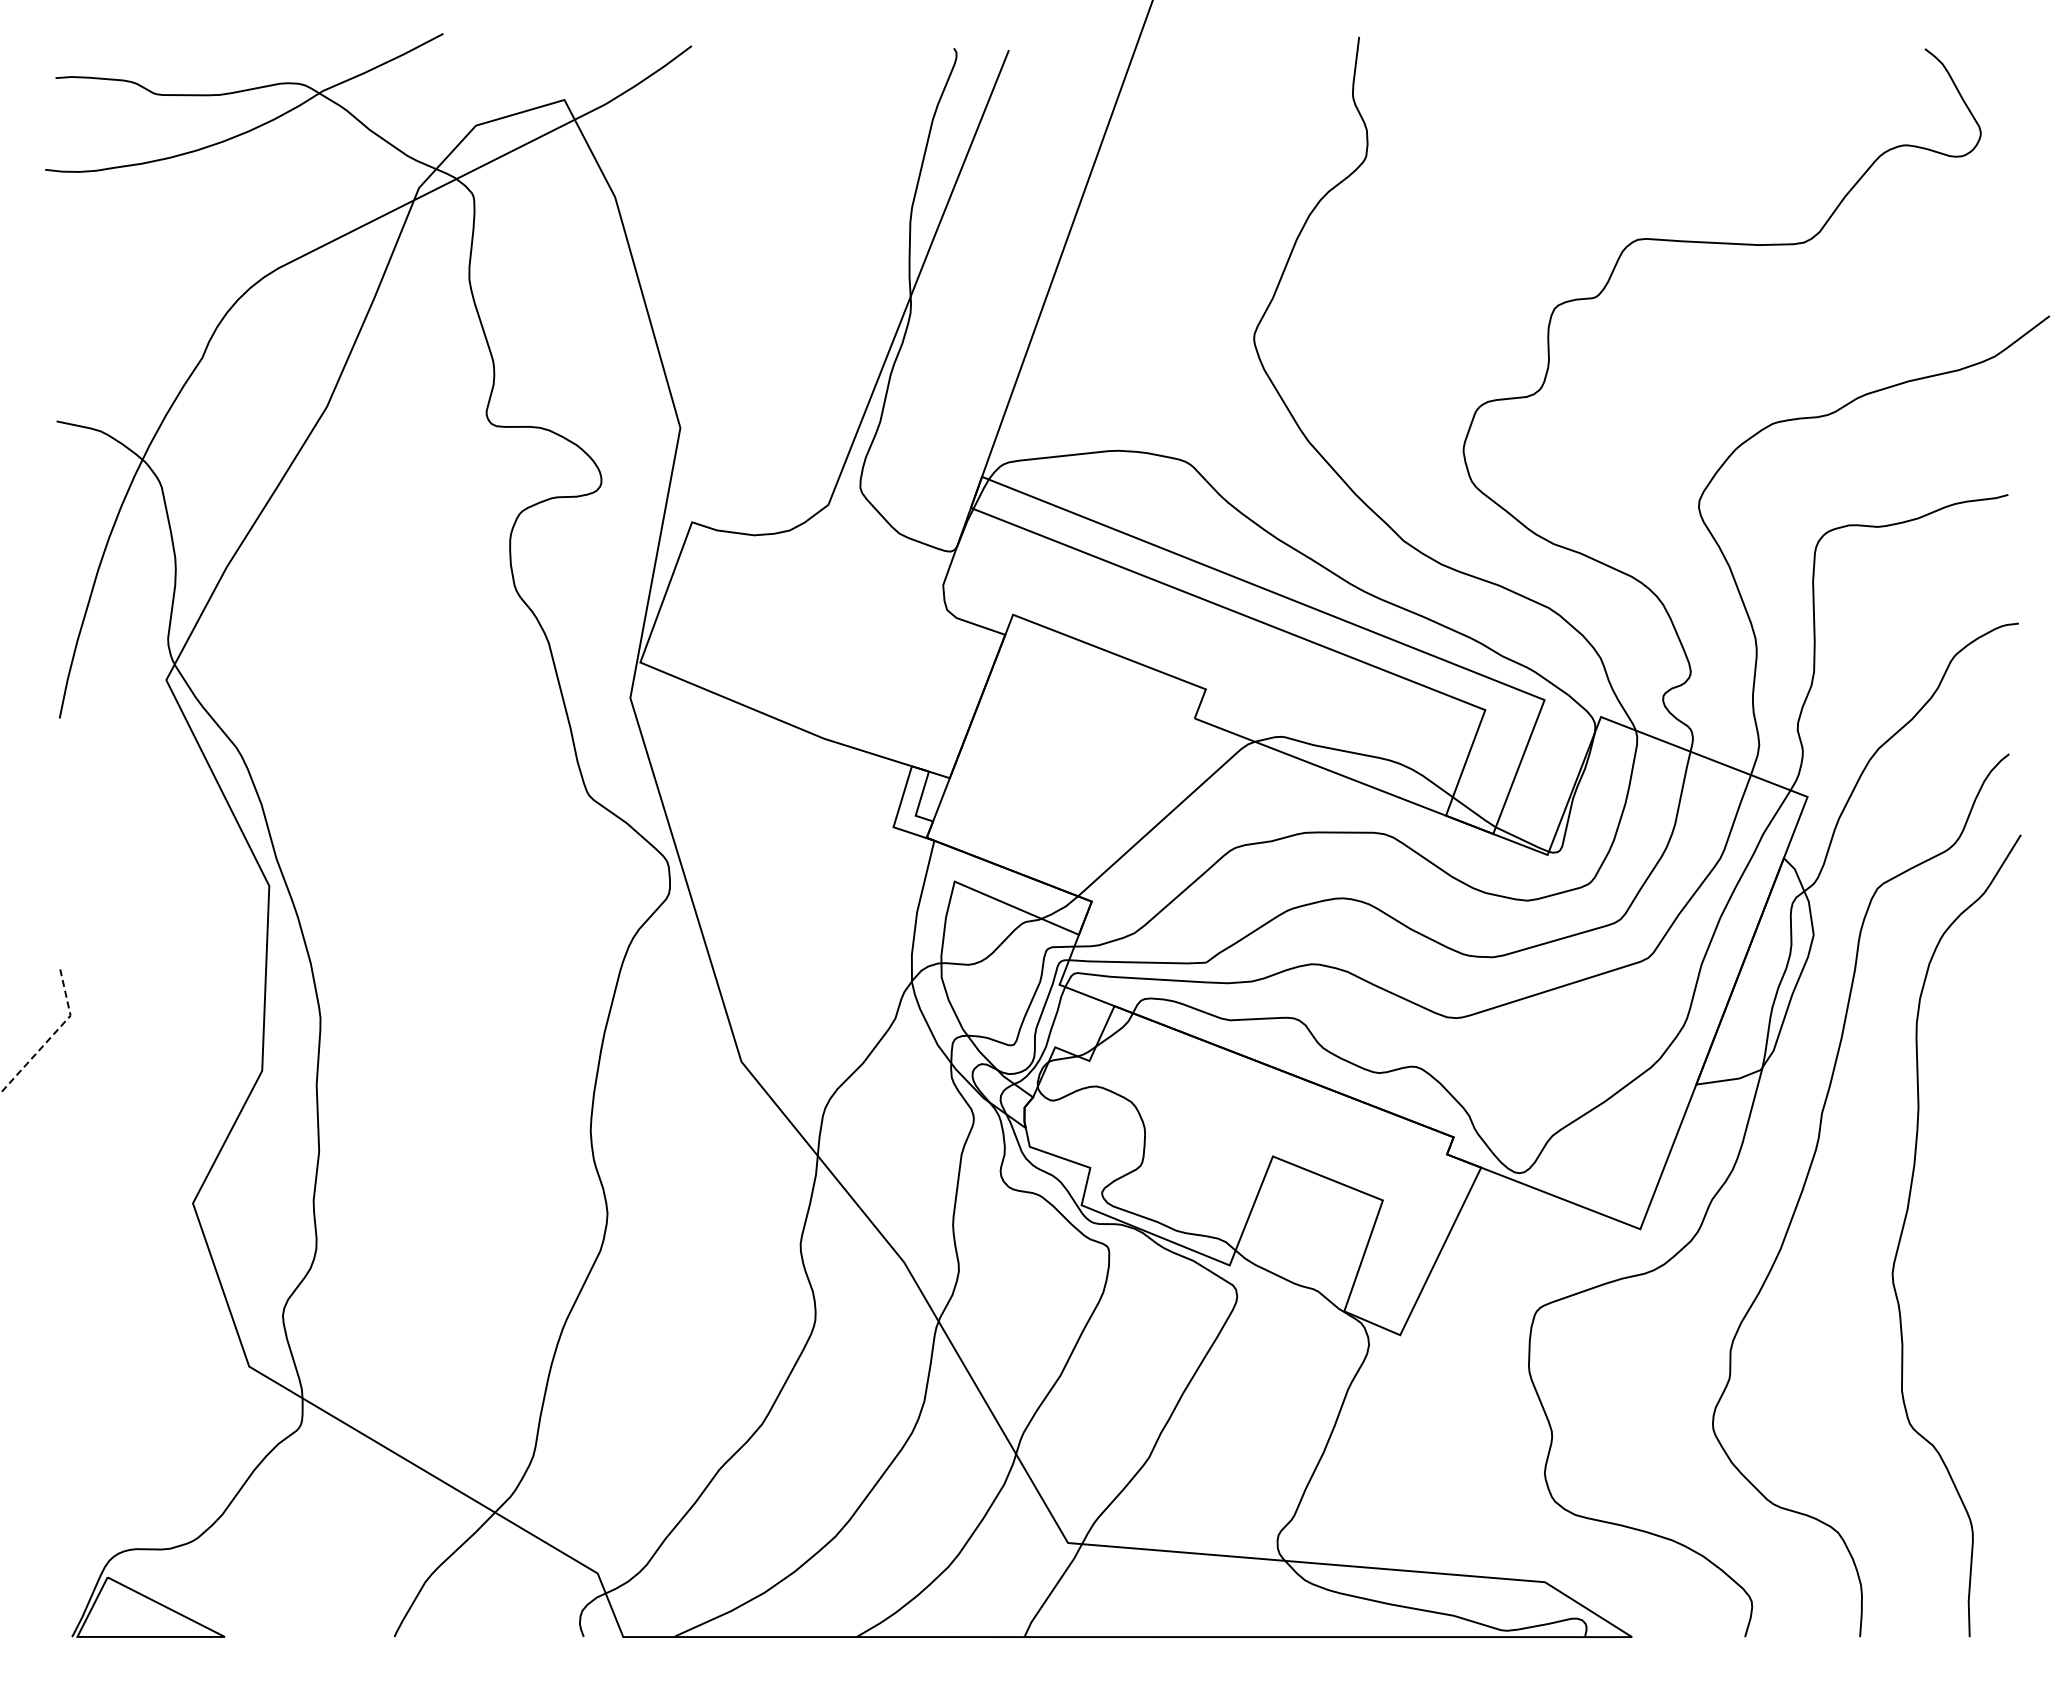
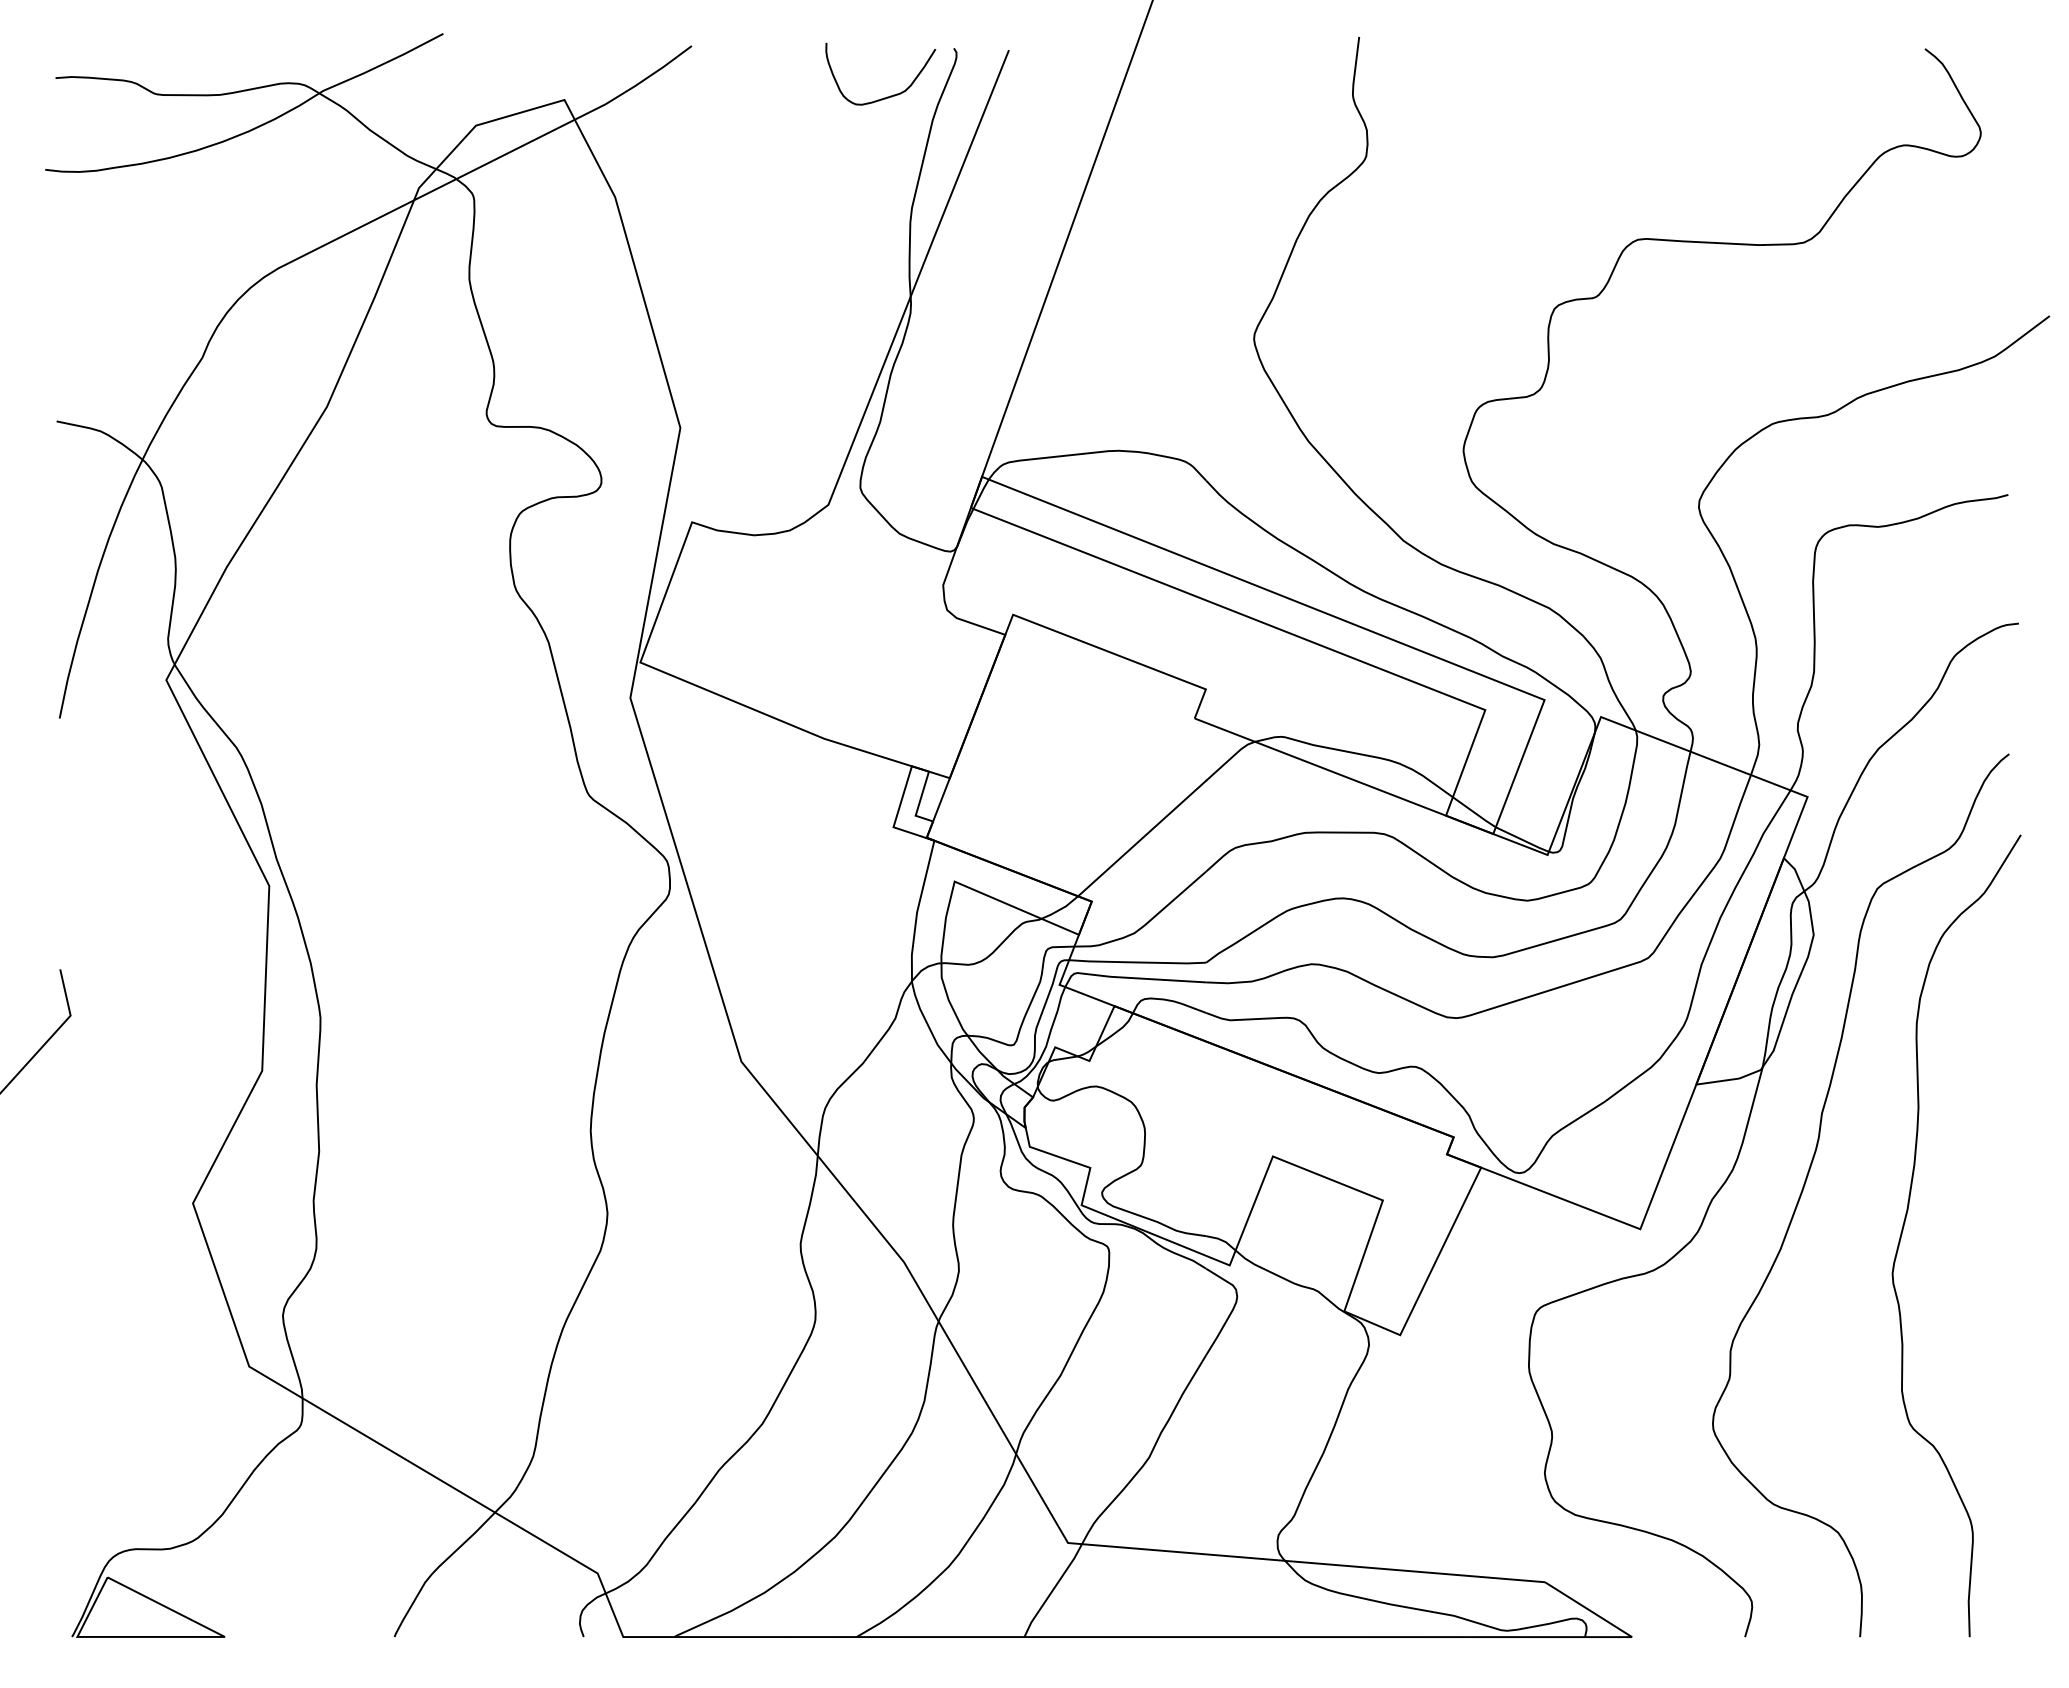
curve: none -> present (887, 96)
line: dashed -> solid (51, 1036)
